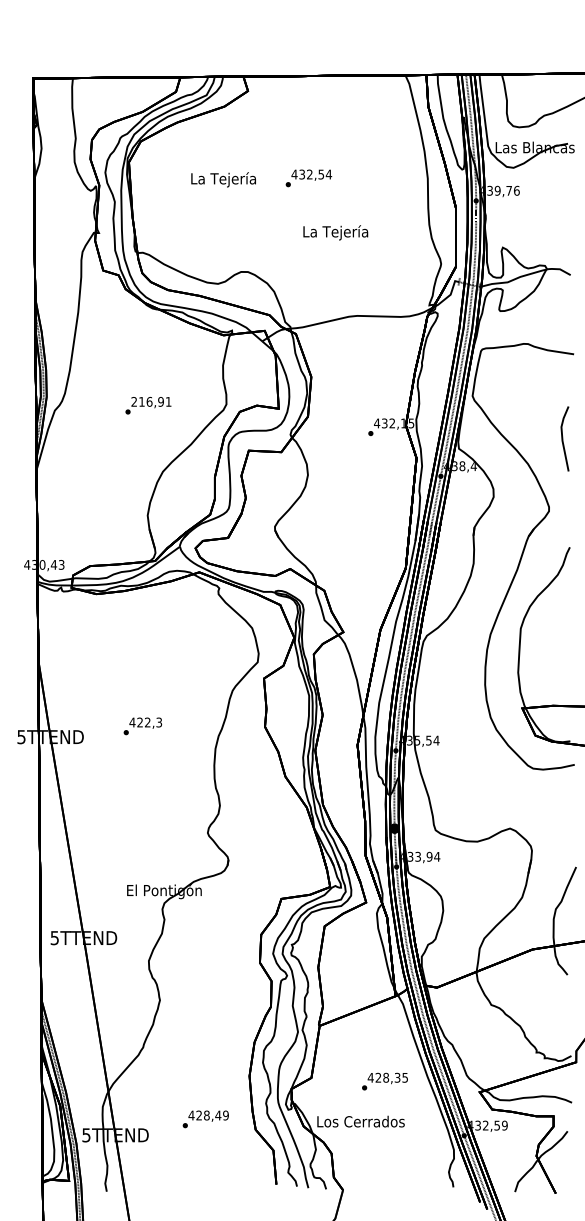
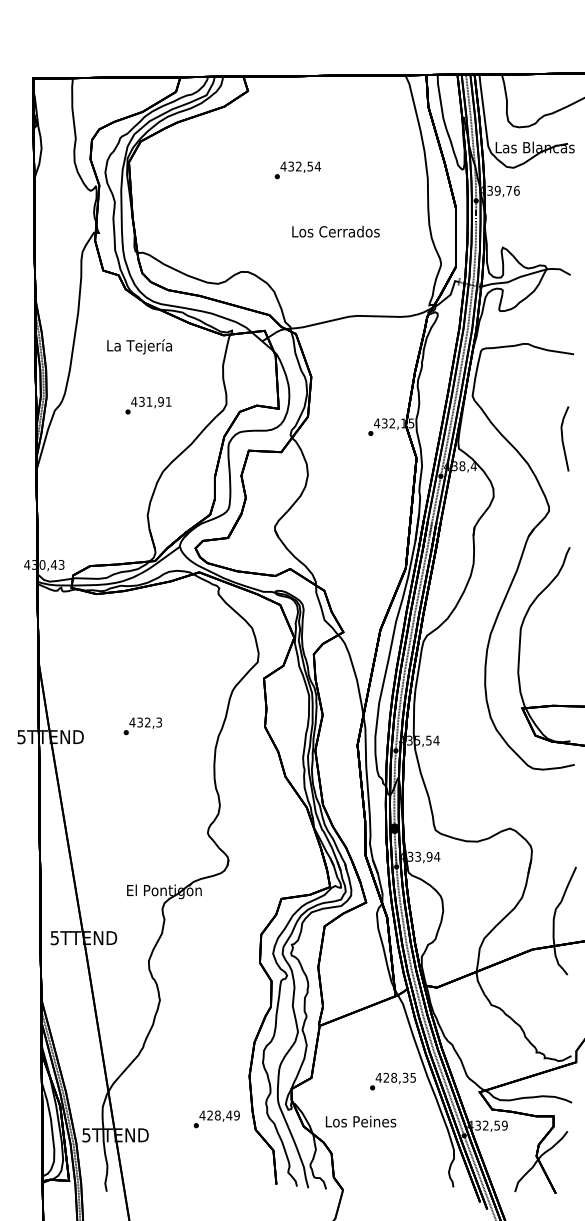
text position: (308, 178) -> (297, 170) (297, 170)
text position: (223, 179) -> (139, 346) (139, 346)
text: La Tejería -> Los Cerrados (335, 232)
text: 216,91 -> 431,91 (141, 401)
text: 422,3 -> 432,3 (139, 722)
text position: (384, 1081) -> (392, 1081) (392, 1081)
text position: (205, 1119) -> (216, 1119) (216, 1119)
text: Los Cerrados -> Los Peines (360, 1121)
